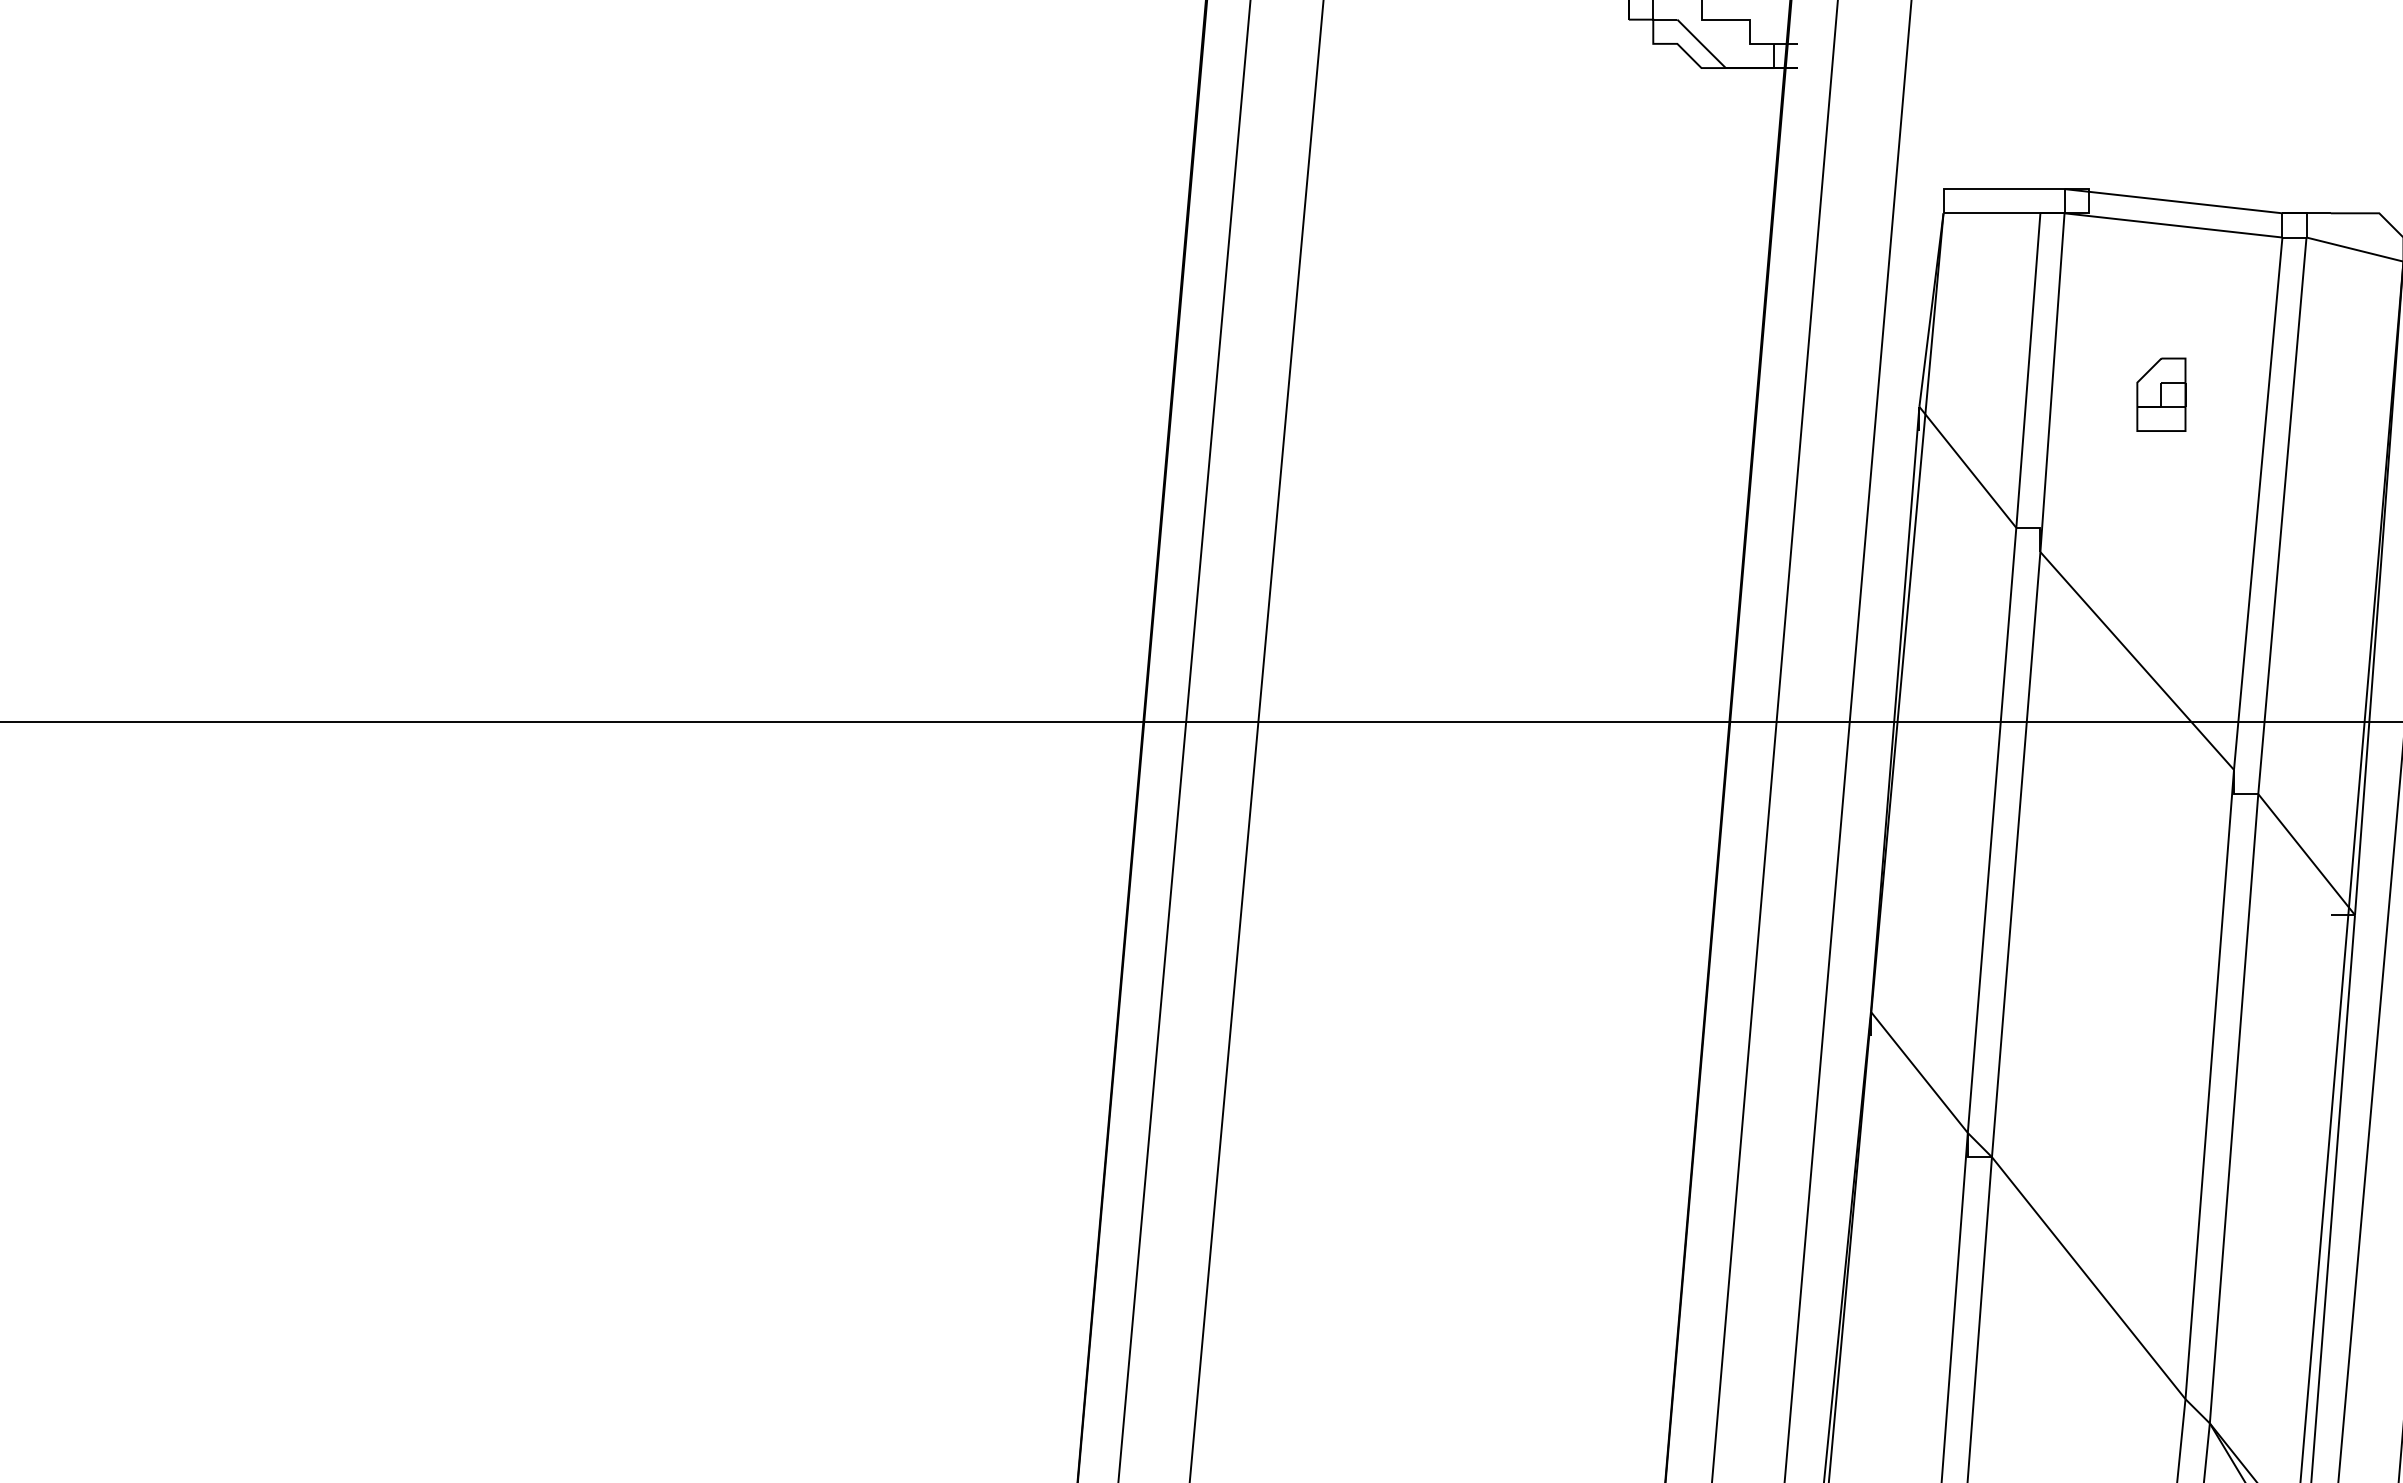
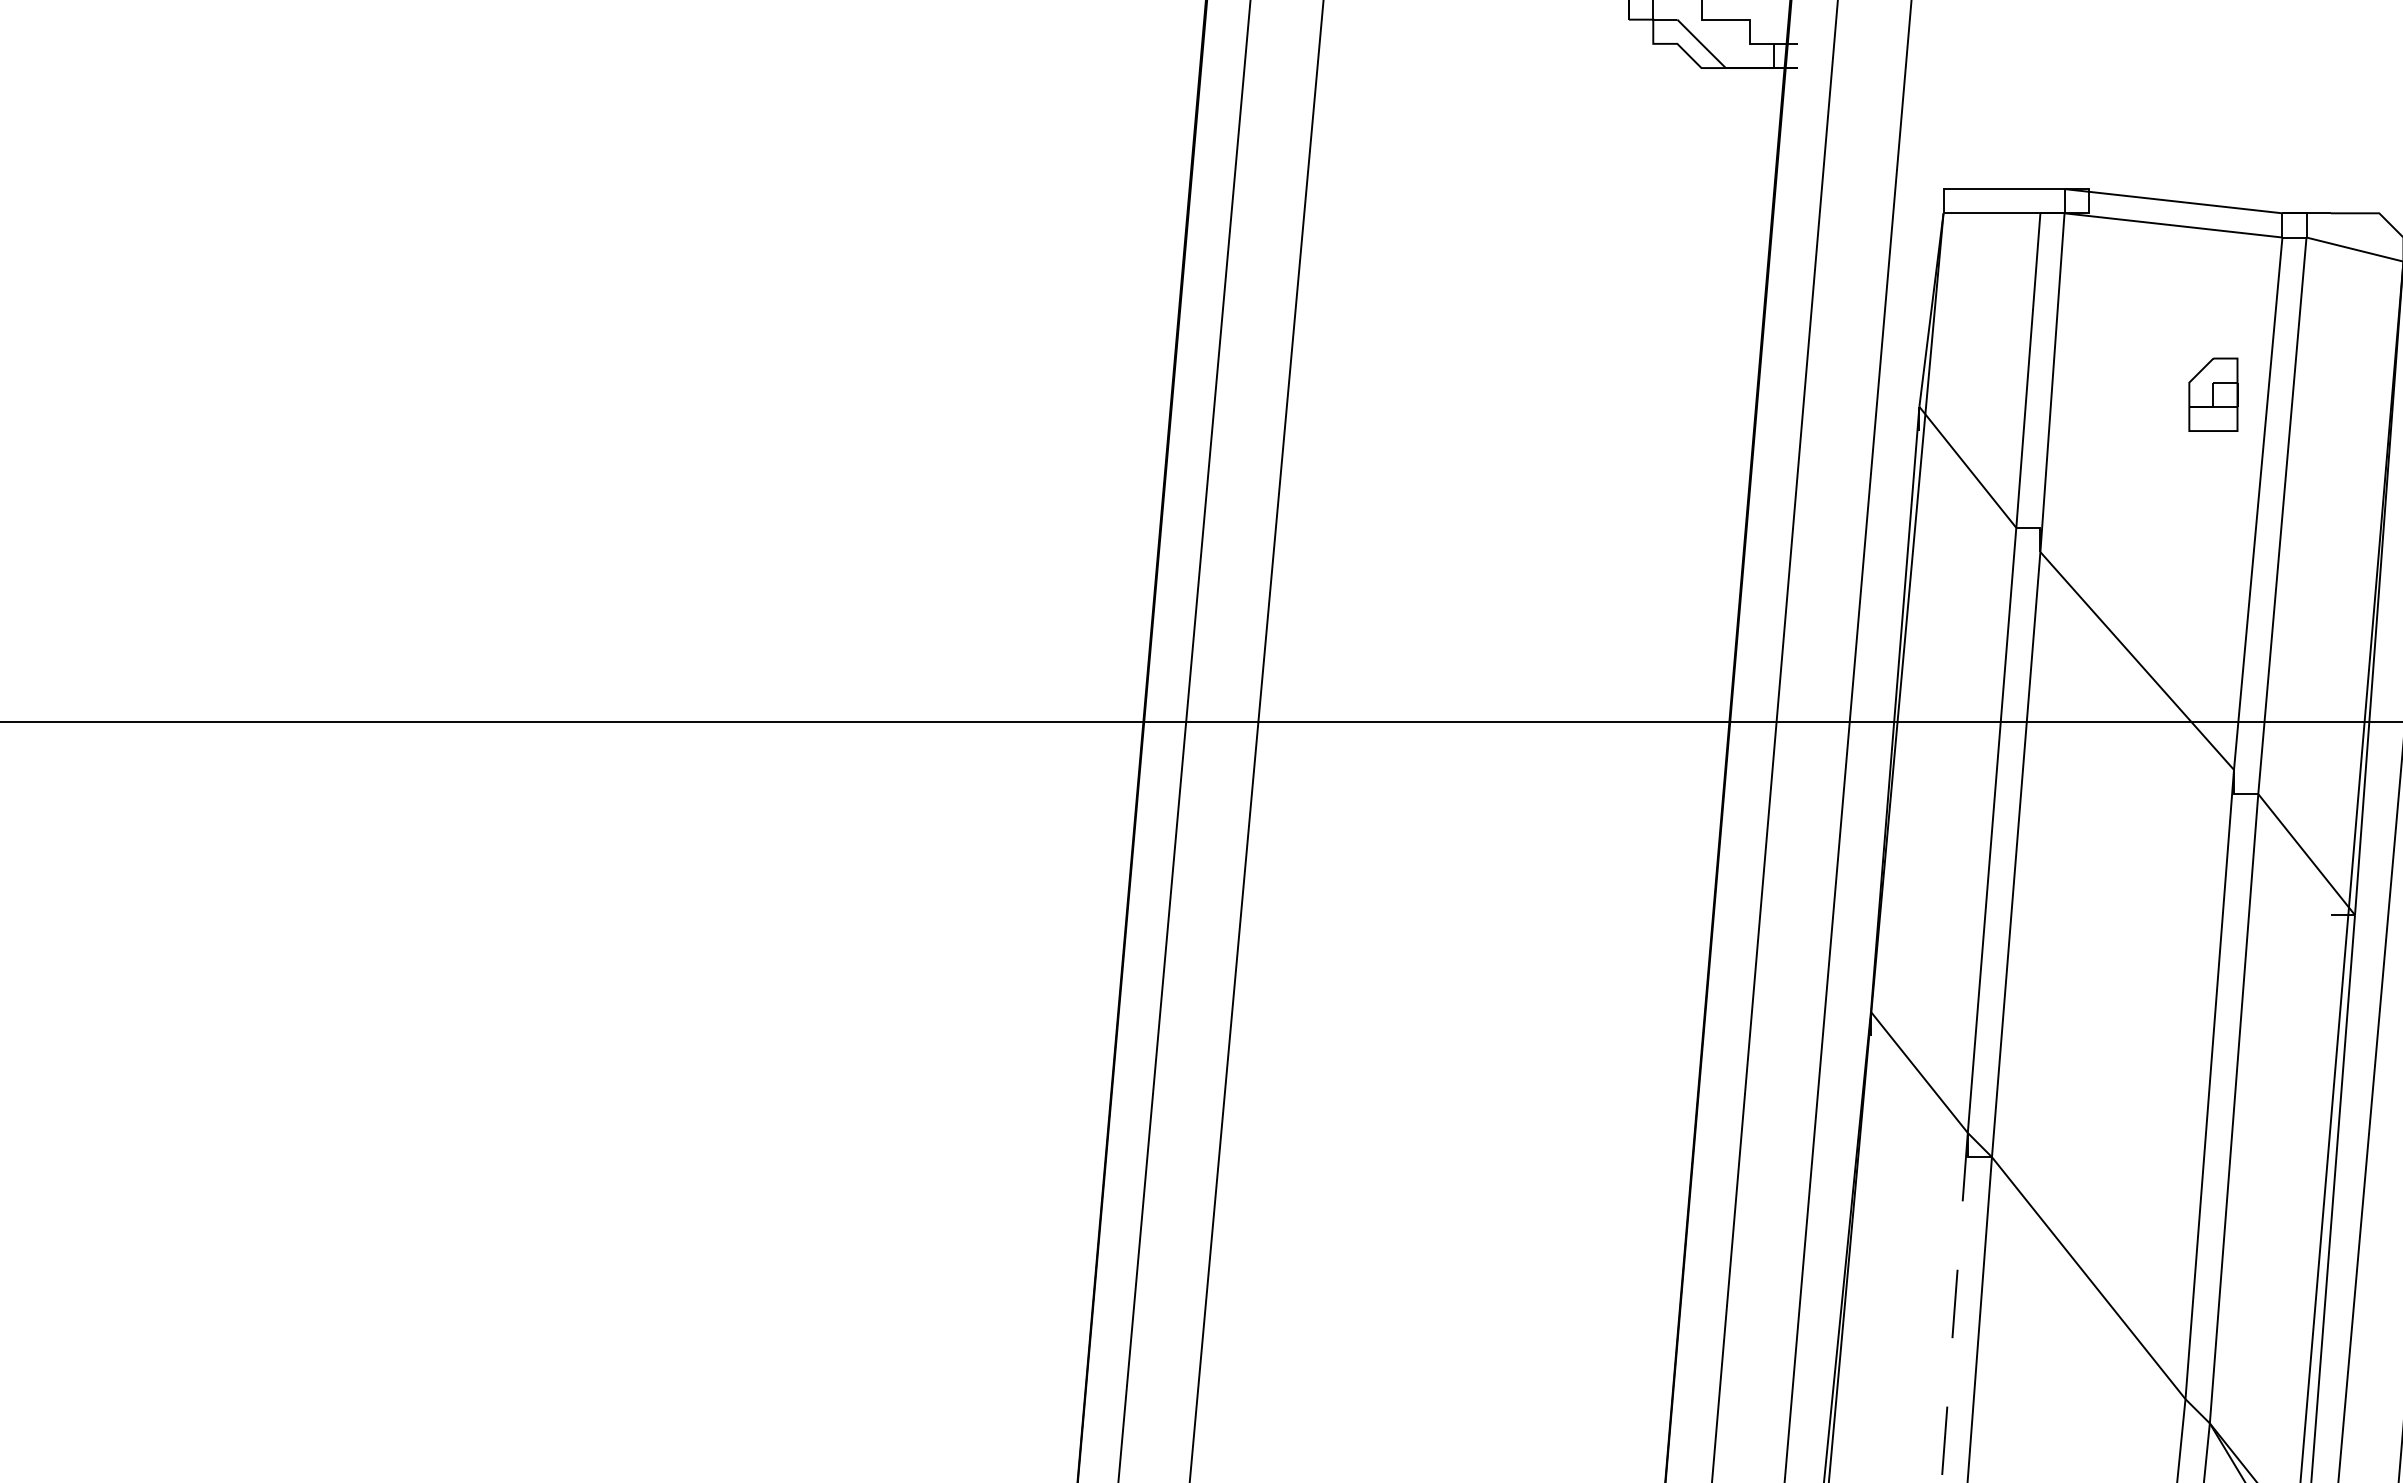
part position: (2161, 394) -> (2213, 394) (2213, 394)
line: solid -> dashed (1954, 1308)
